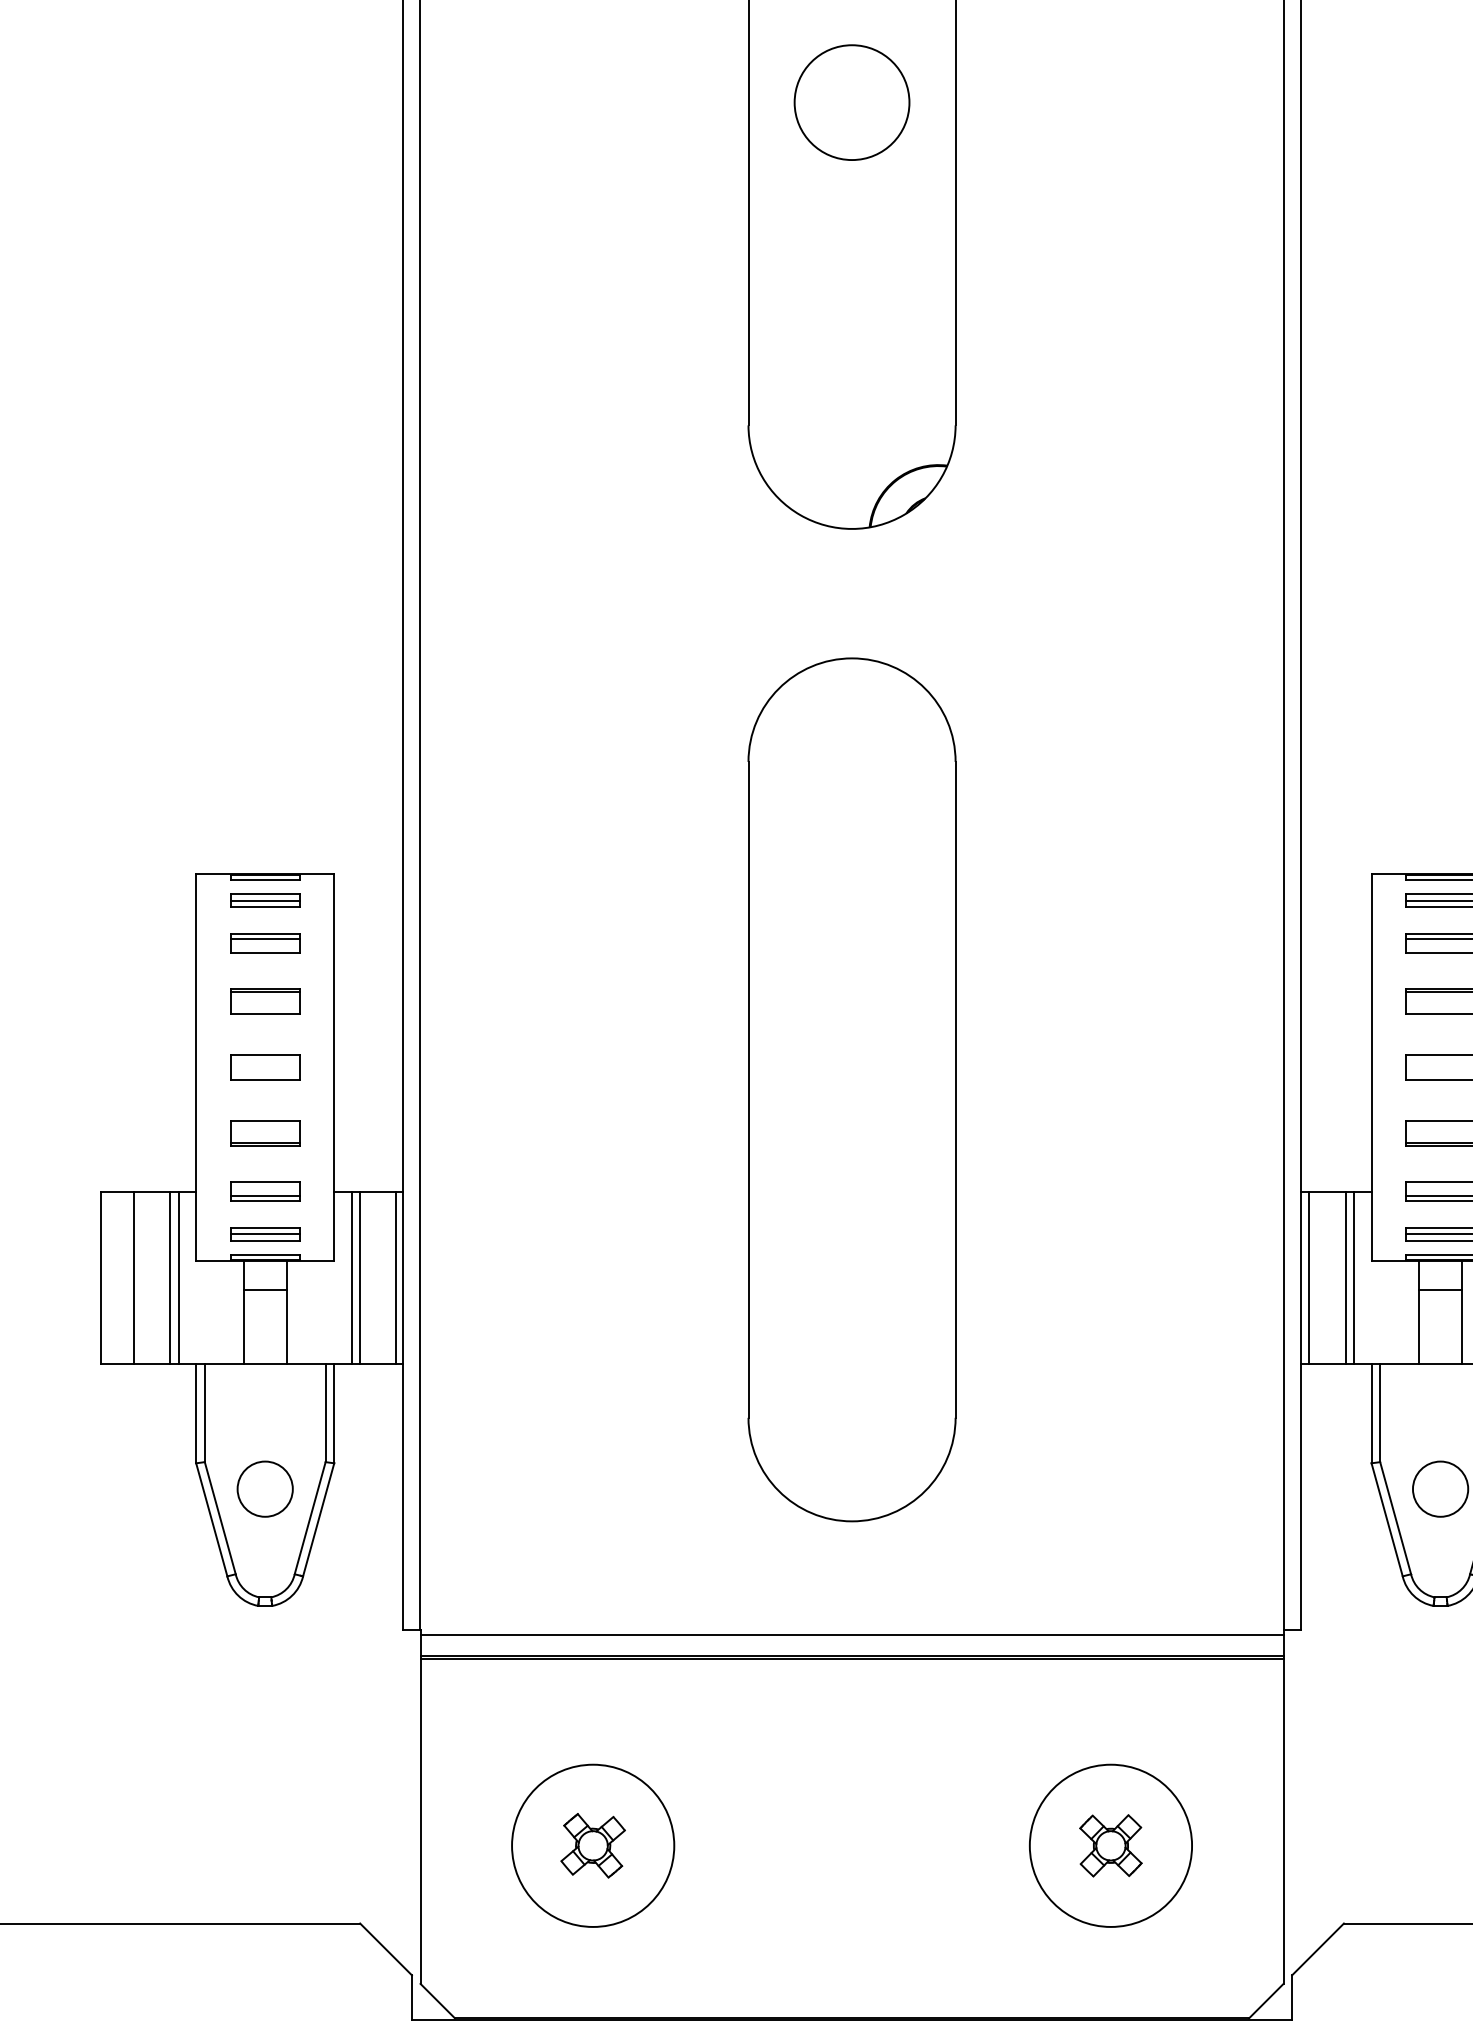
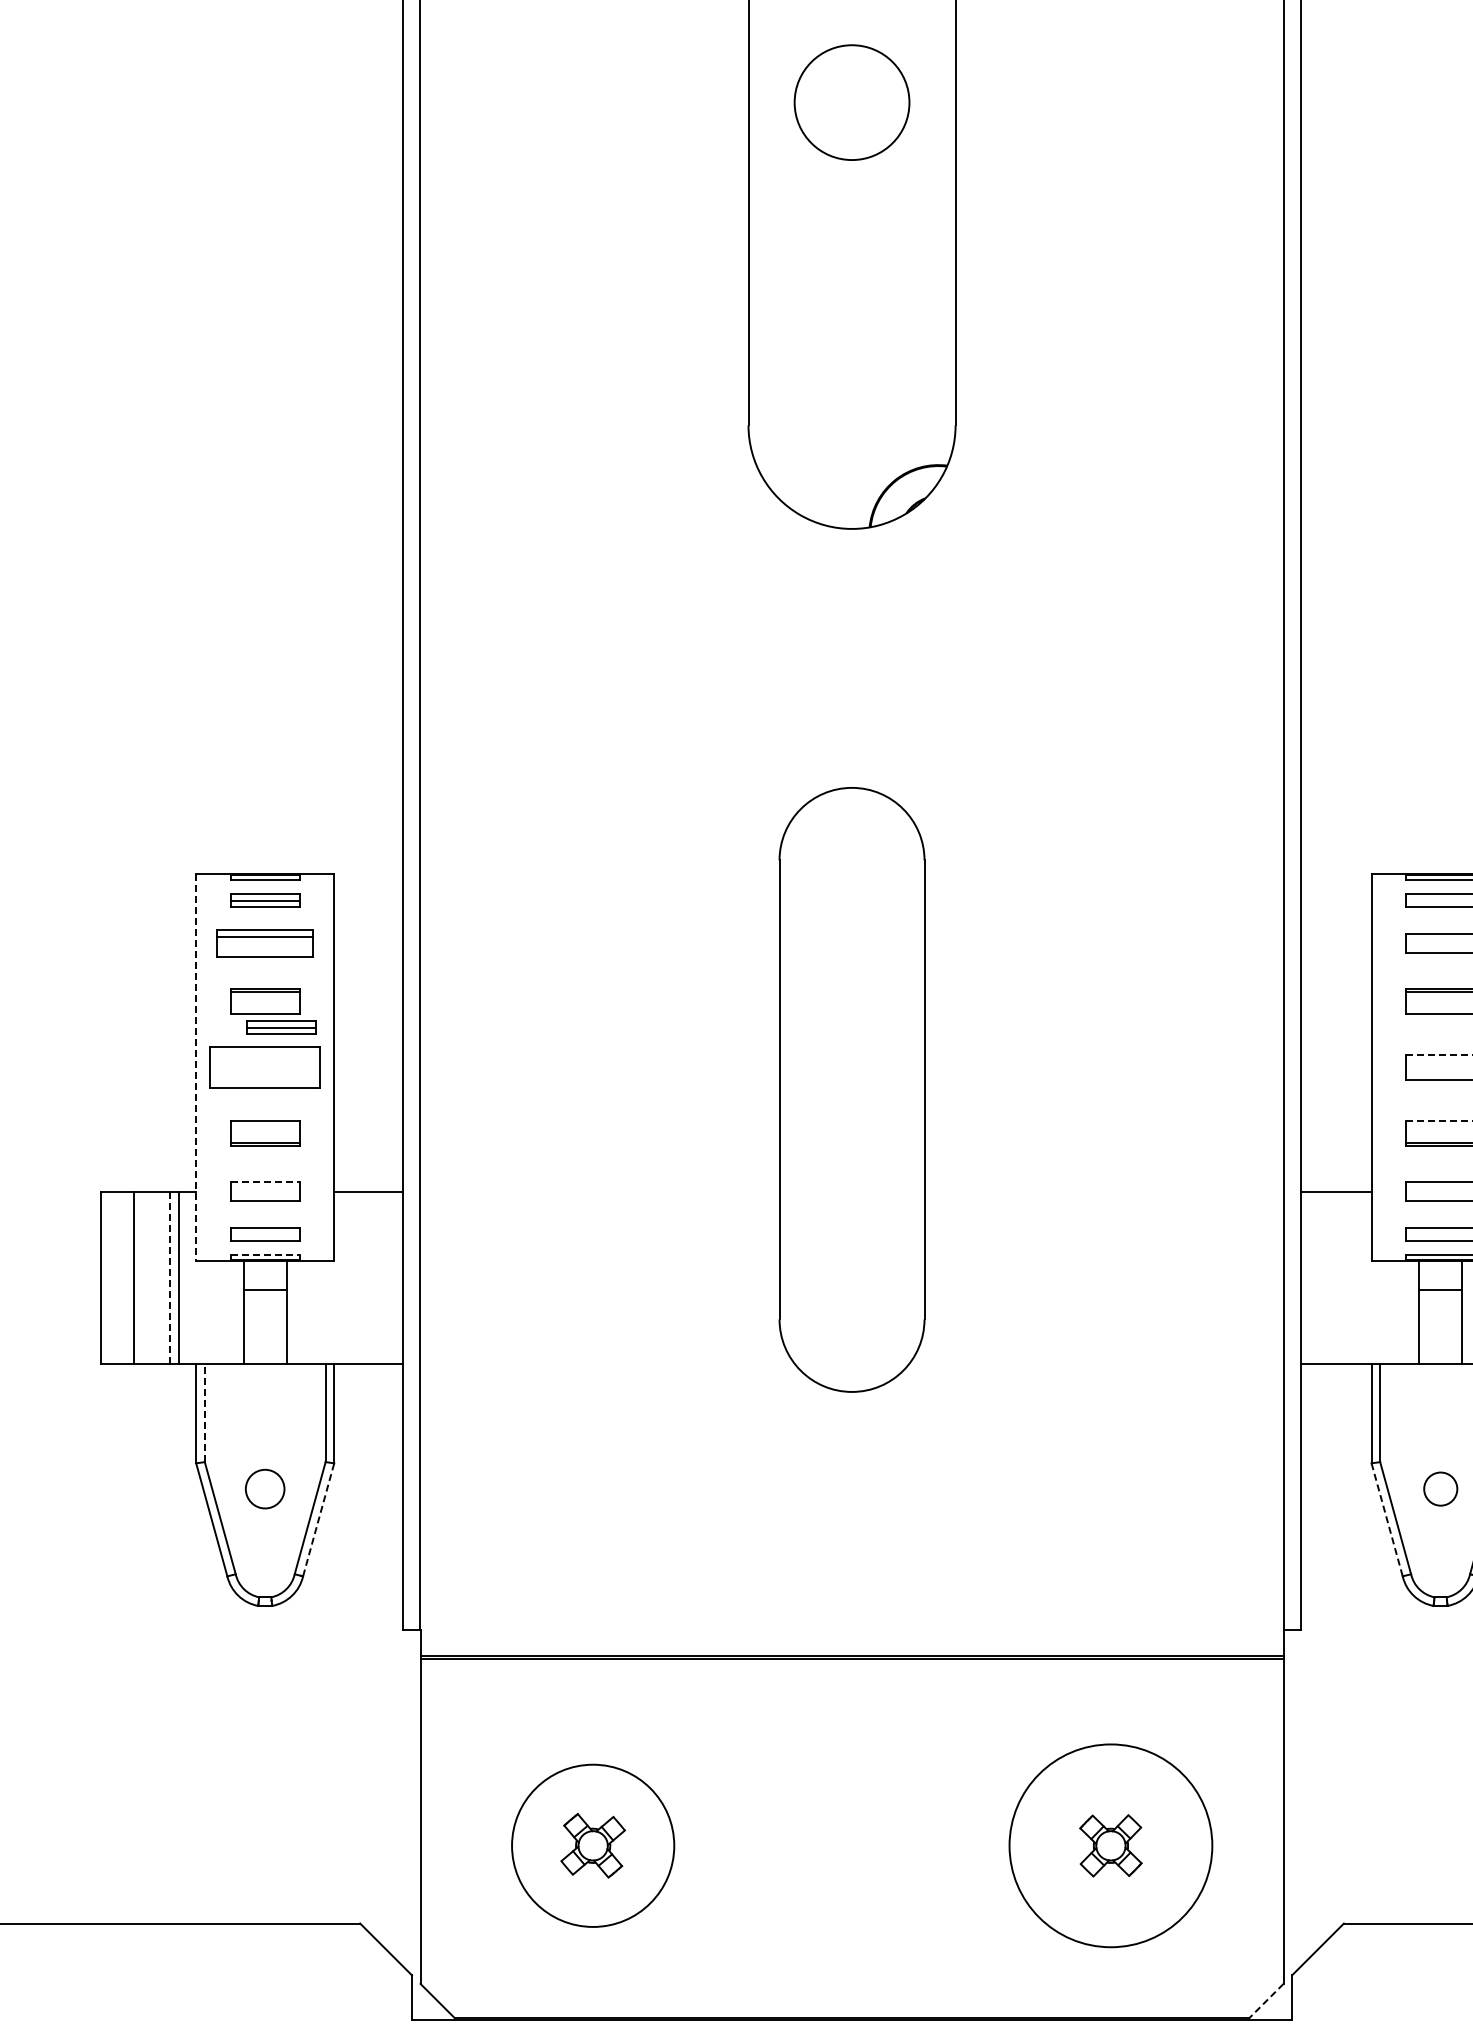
line: present -> none (1437, 901)
line: present -> none (1437, 938)
part size: 71x21 px -> 98x29 px (264, 943)
part: none -> present (281, 1027)
line: solid -> dashed (1439, 1054)
line: solid -> dashed (196, 1067)
part size: 71x27 px -> 112x43 px (264, 1067)
part size: 210x866 px -> 148x606 px (851, 1089)
line: solid -> dashed (1439, 1121)
line: solid -> dashed (265, 1181)
line: present -> none (264, 1196)
line: present -> none (1437, 1196)
line: present -> none (264, 1233)
line: present -> none (1437, 1233)
line: solid -> dashed (265, 1255)
line: present -> none (351, 1277)
line: present -> none (360, 1277)
line: present -> none (396, 1277)
line: present -> none (1309, 1277)
line: present -> none (1345, 1277)
line: present -> none (1354, 1277)
line: solid -> dashed (170, 1278)
line: solid -> dashed (204, 1413)
circle size: 58x58 px -> 41x42 px (265, 1488)
circle size: 58x58 px -> 36x36 px (1440, 1488)
line: solid -> dashed (318, 1519)
line: solid -> dashed (1387, 1519)
line: present -> none (851, 1635)
circle diameter: 162 px -> 203 px (1110, 1845)
line: solid -> dashed (1265, 2001)
